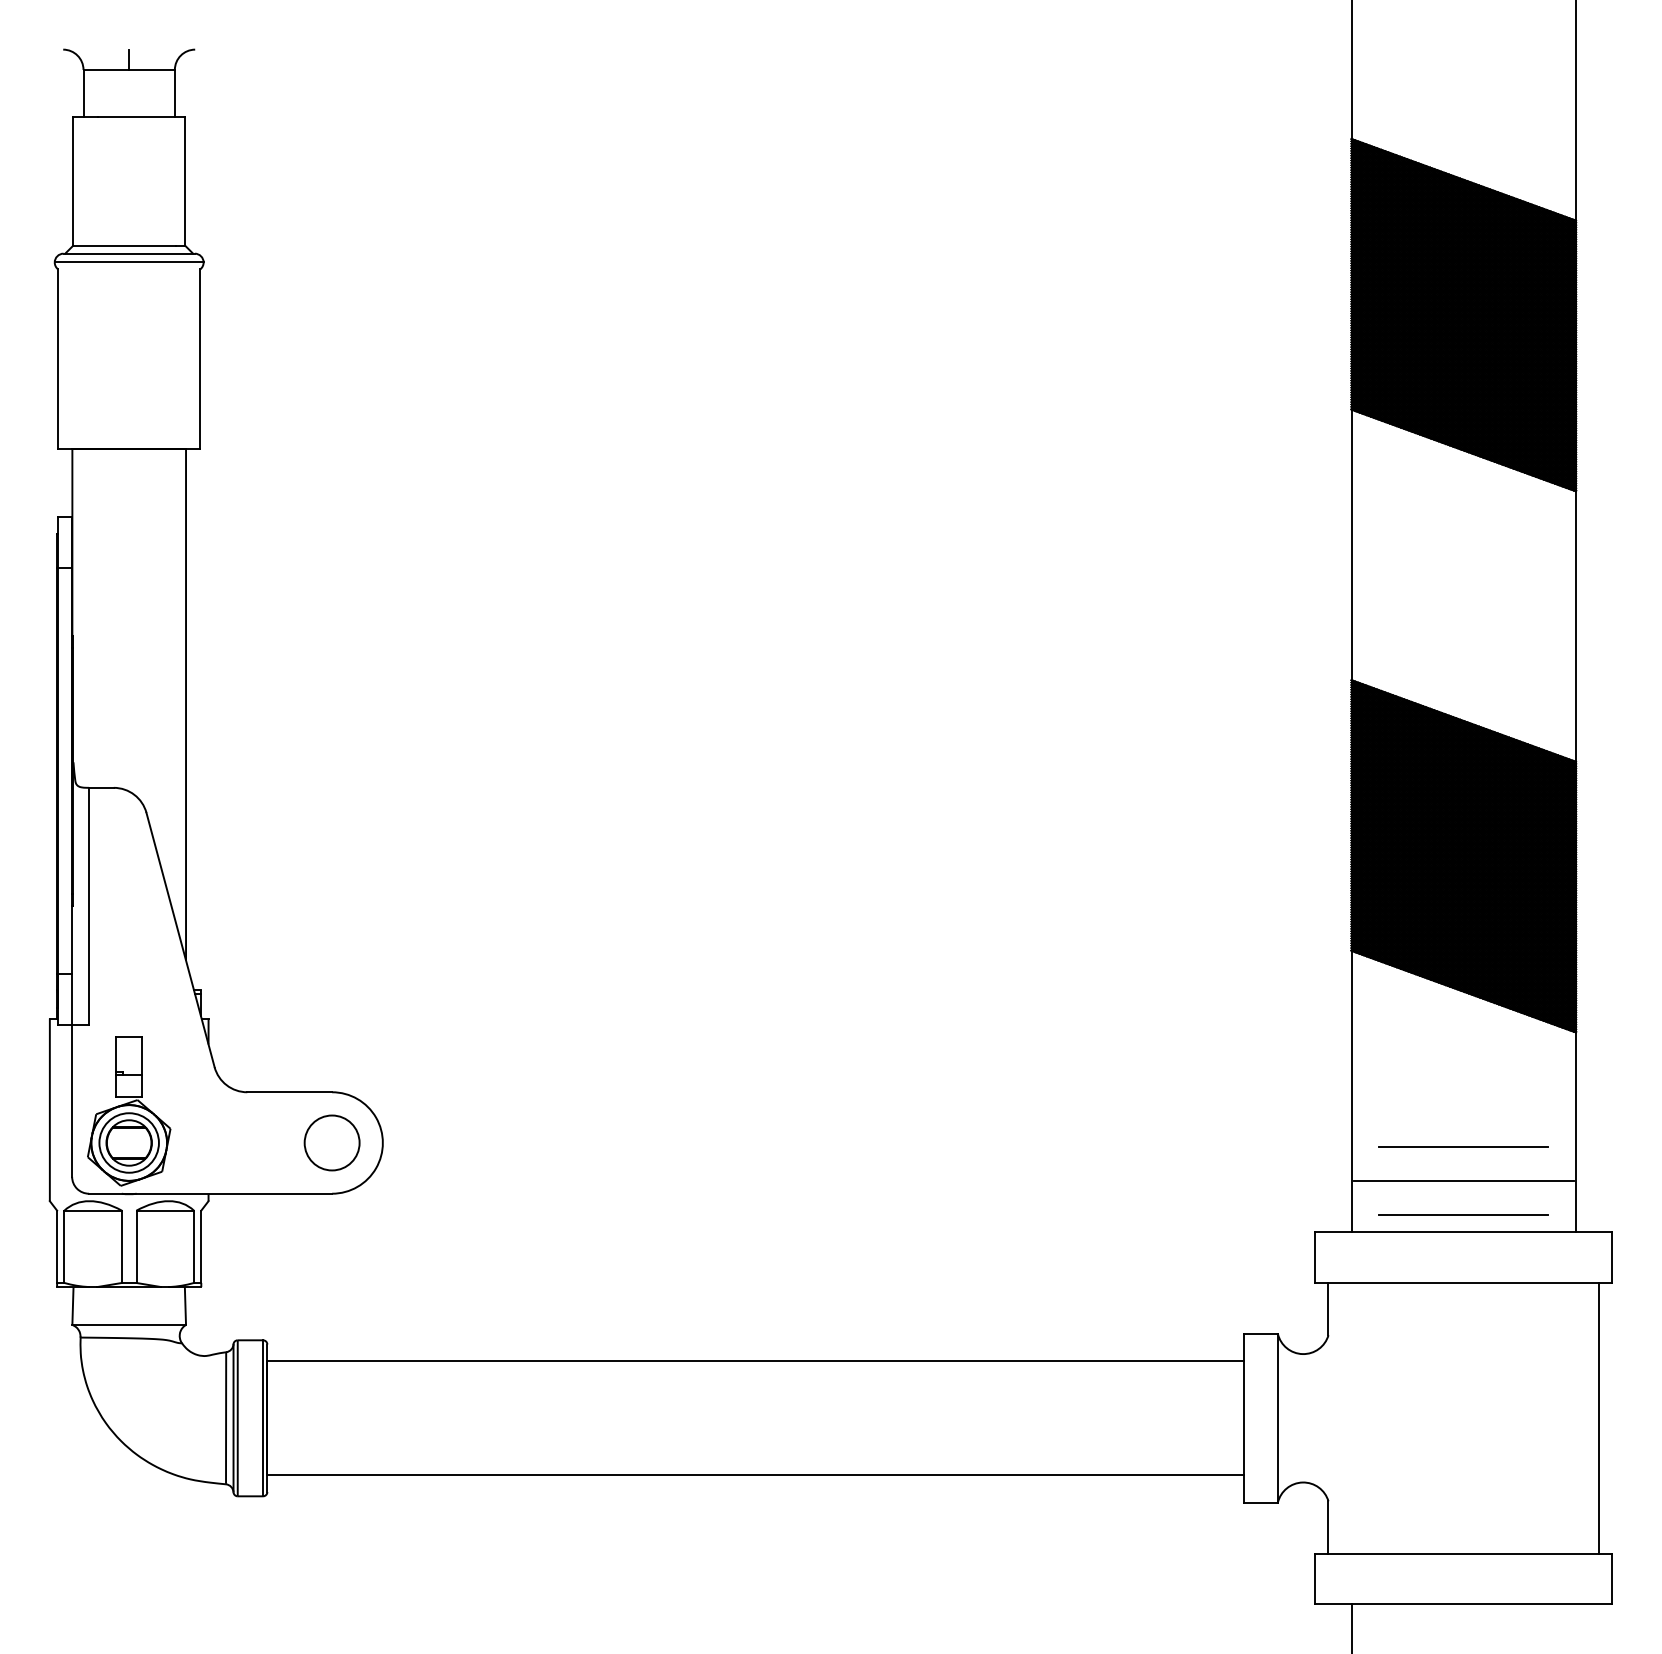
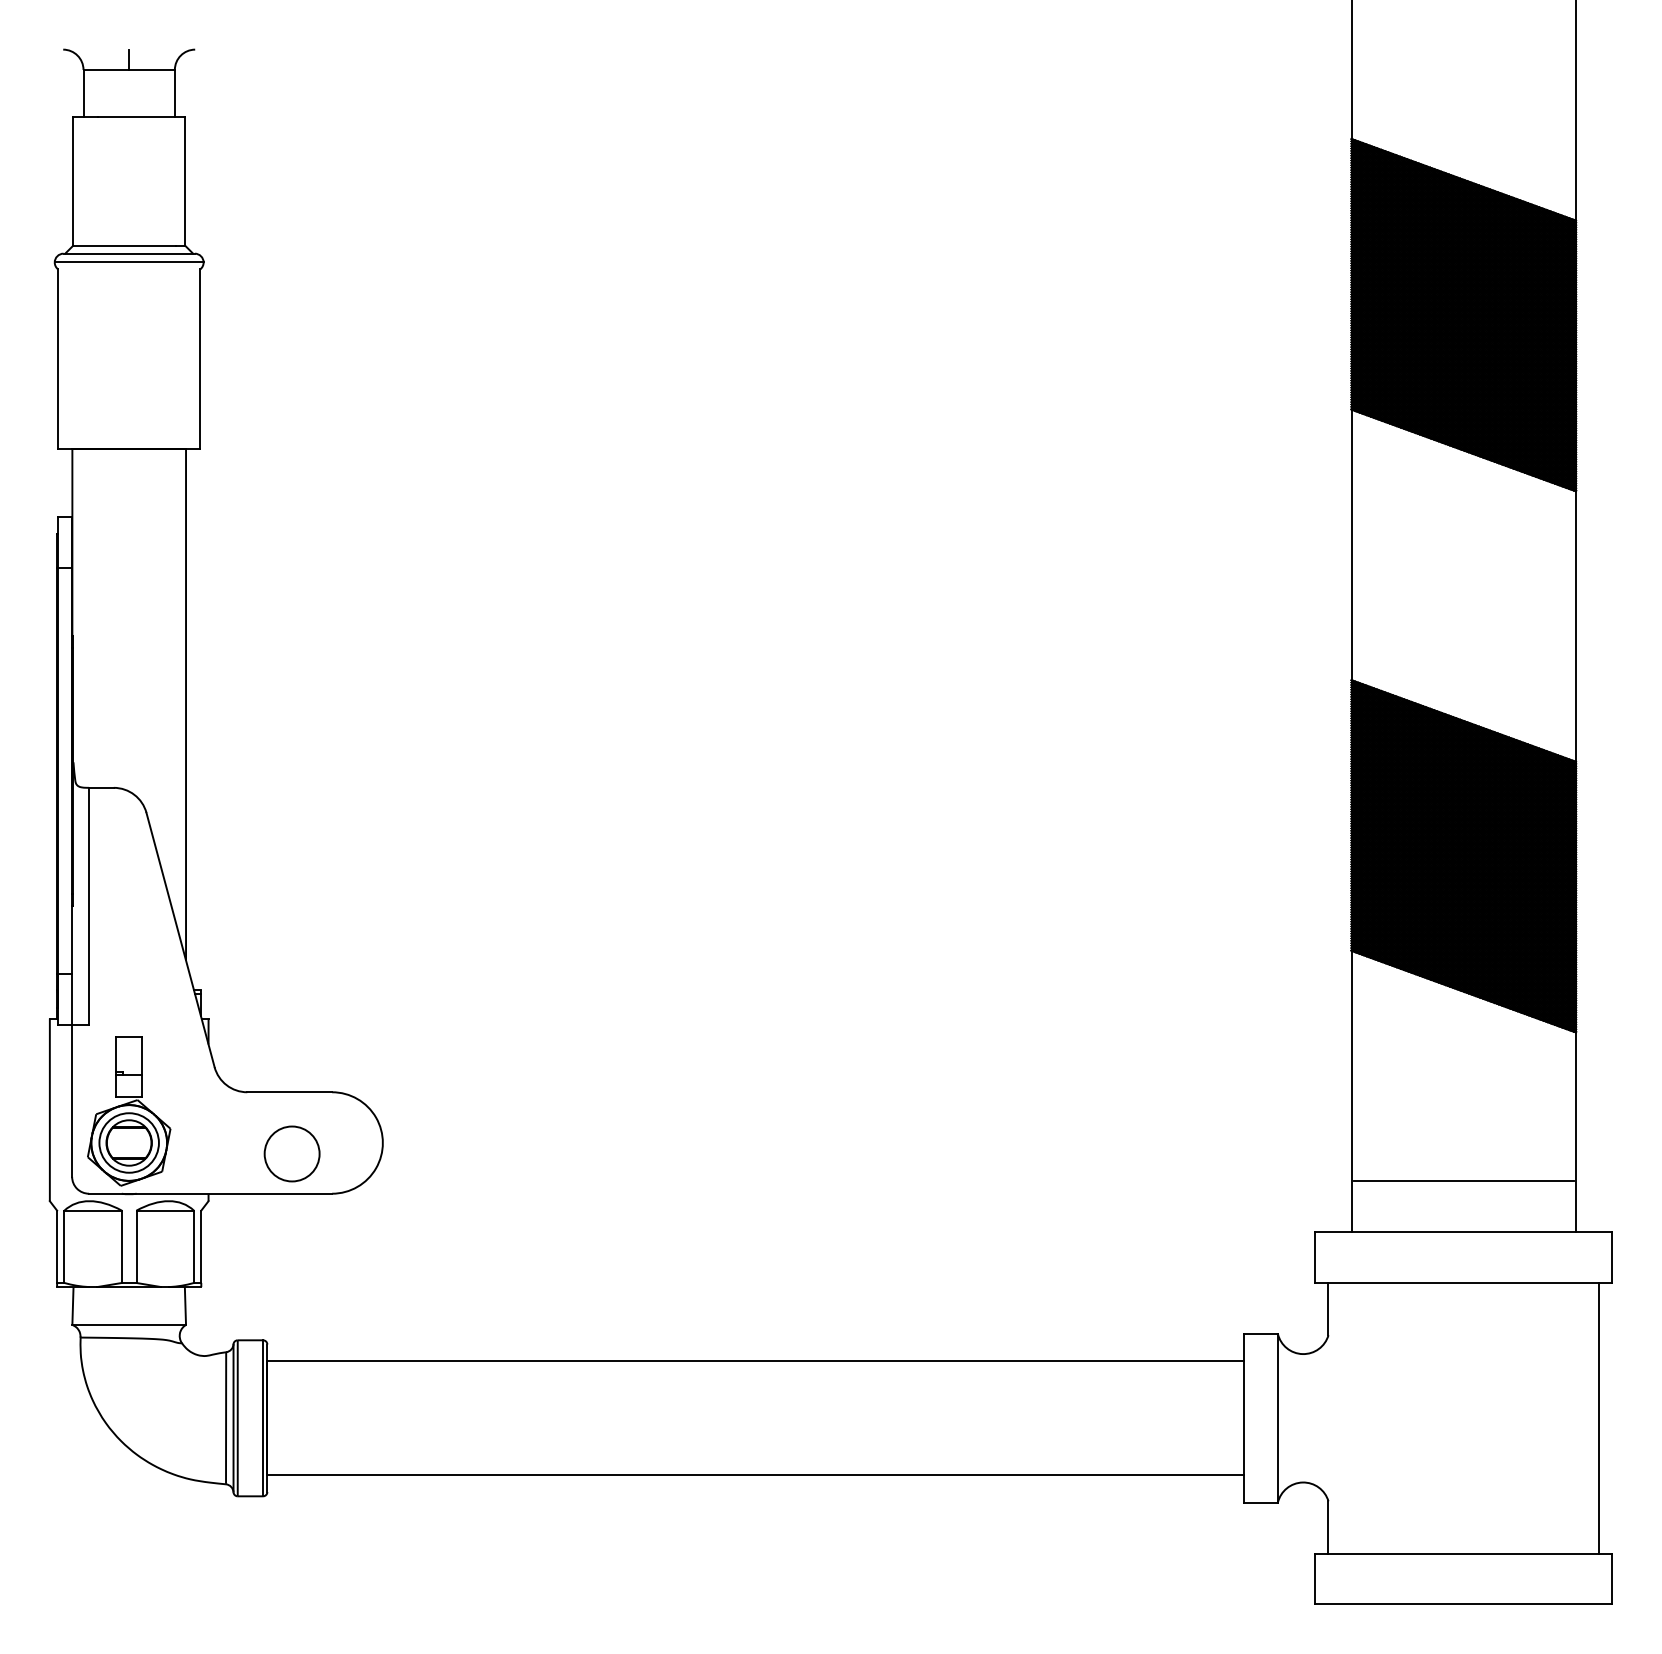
circle position: (331, 1142) -> (291, 1153) (291, 1153)
line: present -> none (1463, 1146)
line: present -> none (1463, 1214)
line: present -> none (1351, 1627)
